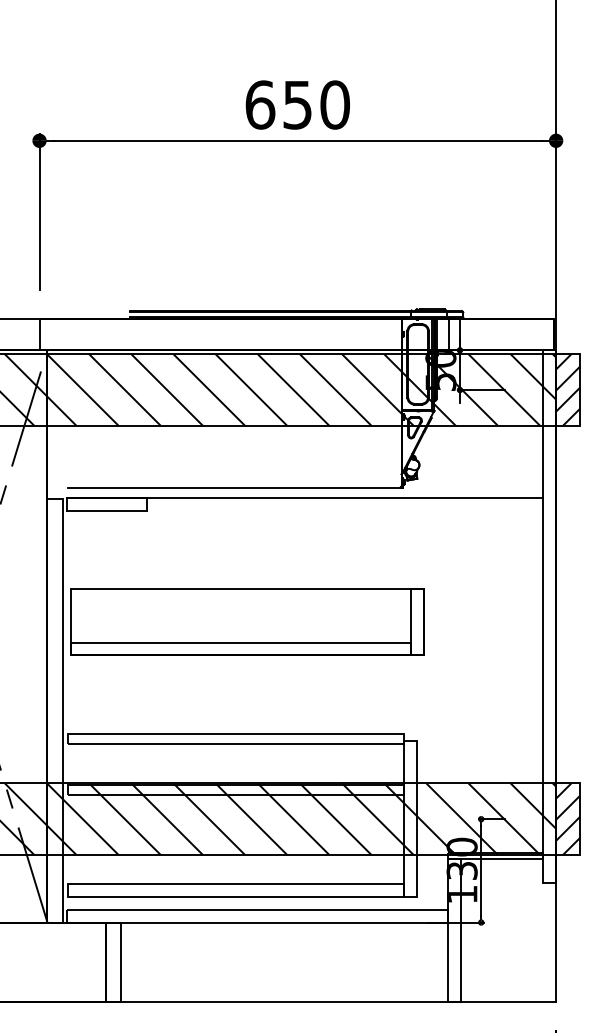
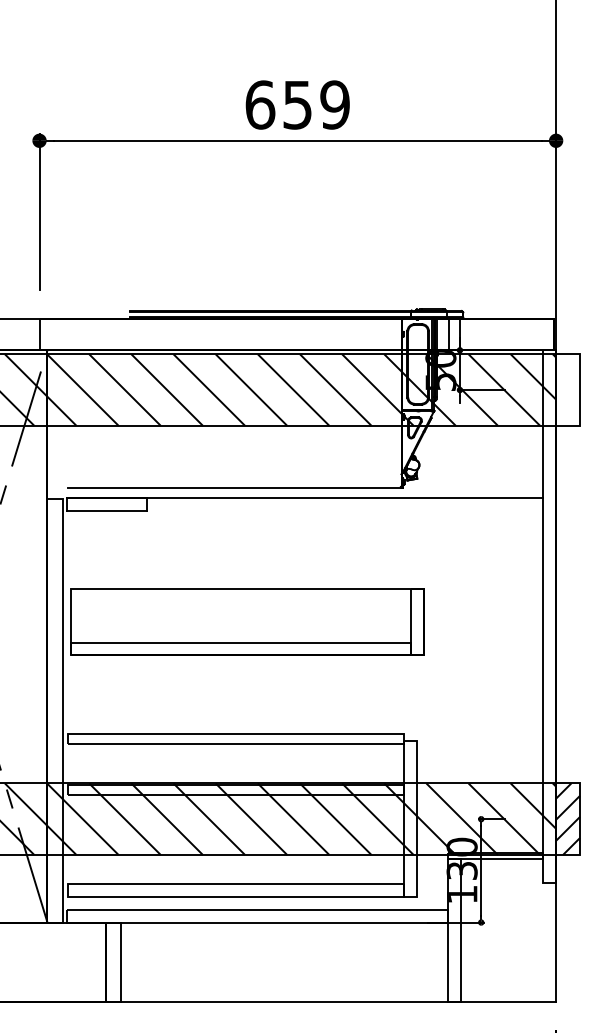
text: 650 -> 659 (334, 104)
hatch: present -> none (567, 389)
